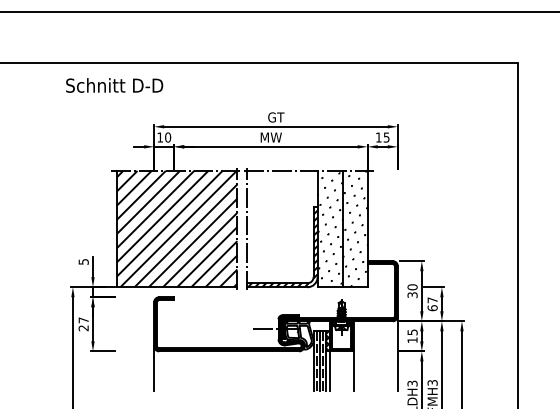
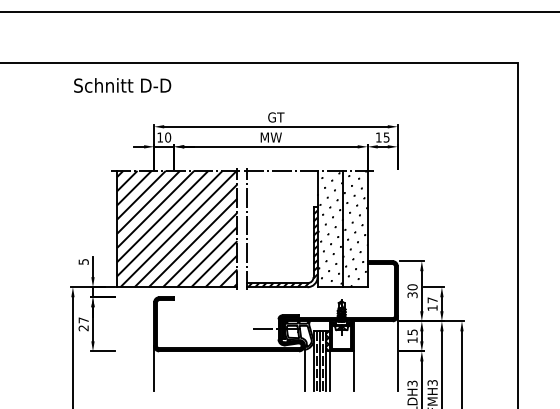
text position: (114, 85) -> (122, 85) (122, 85)
text: 67 -> 17 (432, 308)
line: none -> present (304, 368)
